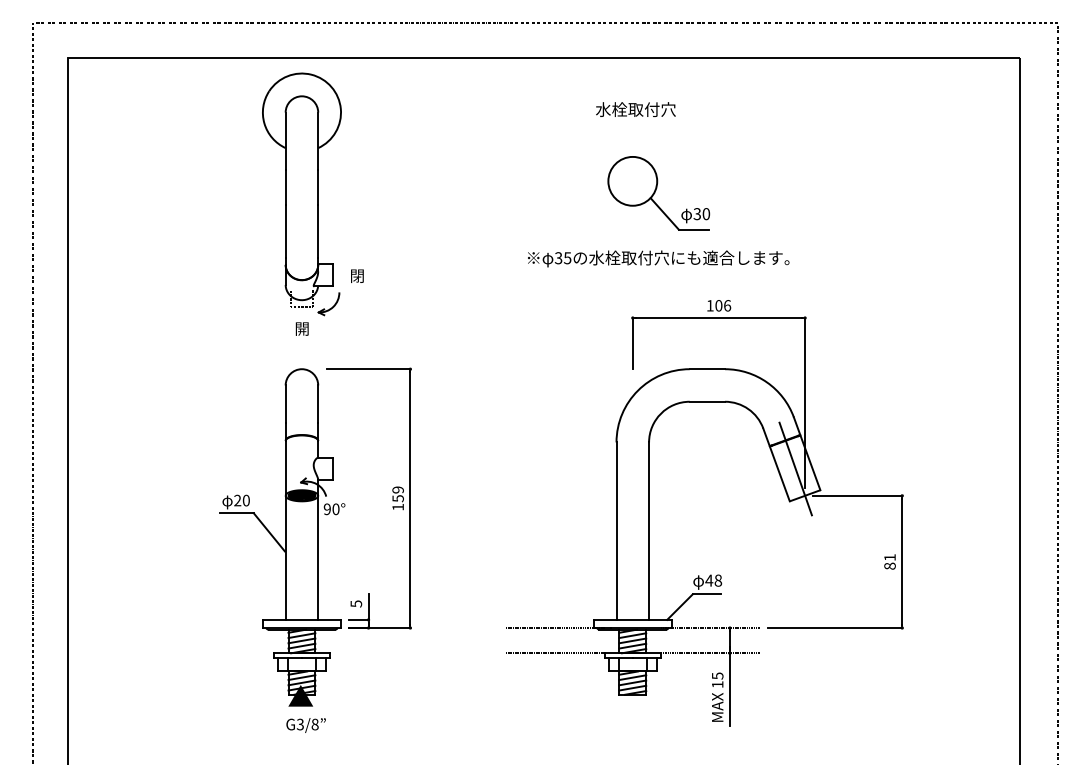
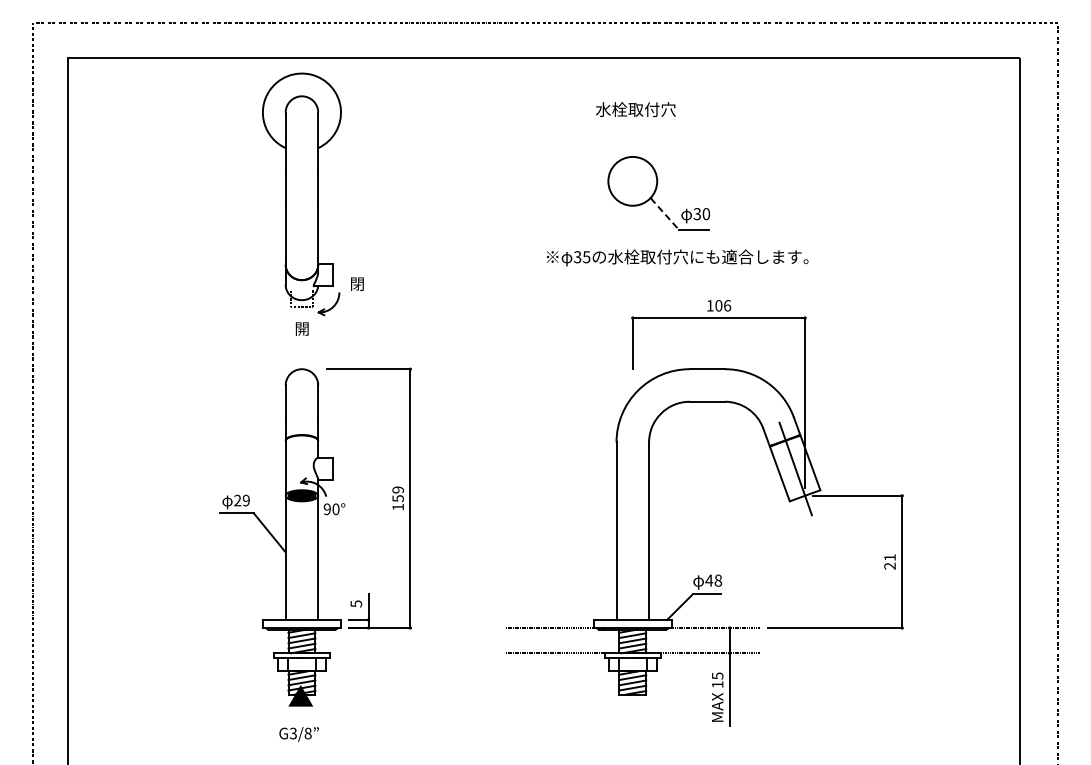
line: solid -> dashed (665, 214)
text position: (658, 258) -> (677, 257) (677, 257)
text position: (357, 275) -> (357, 283) (357, 283)
text: 20 -> 29 (245, 500)
text: 81 -> 21 (889, 565)
text position: (305, 725) -> (298, 734) (298, 734)
